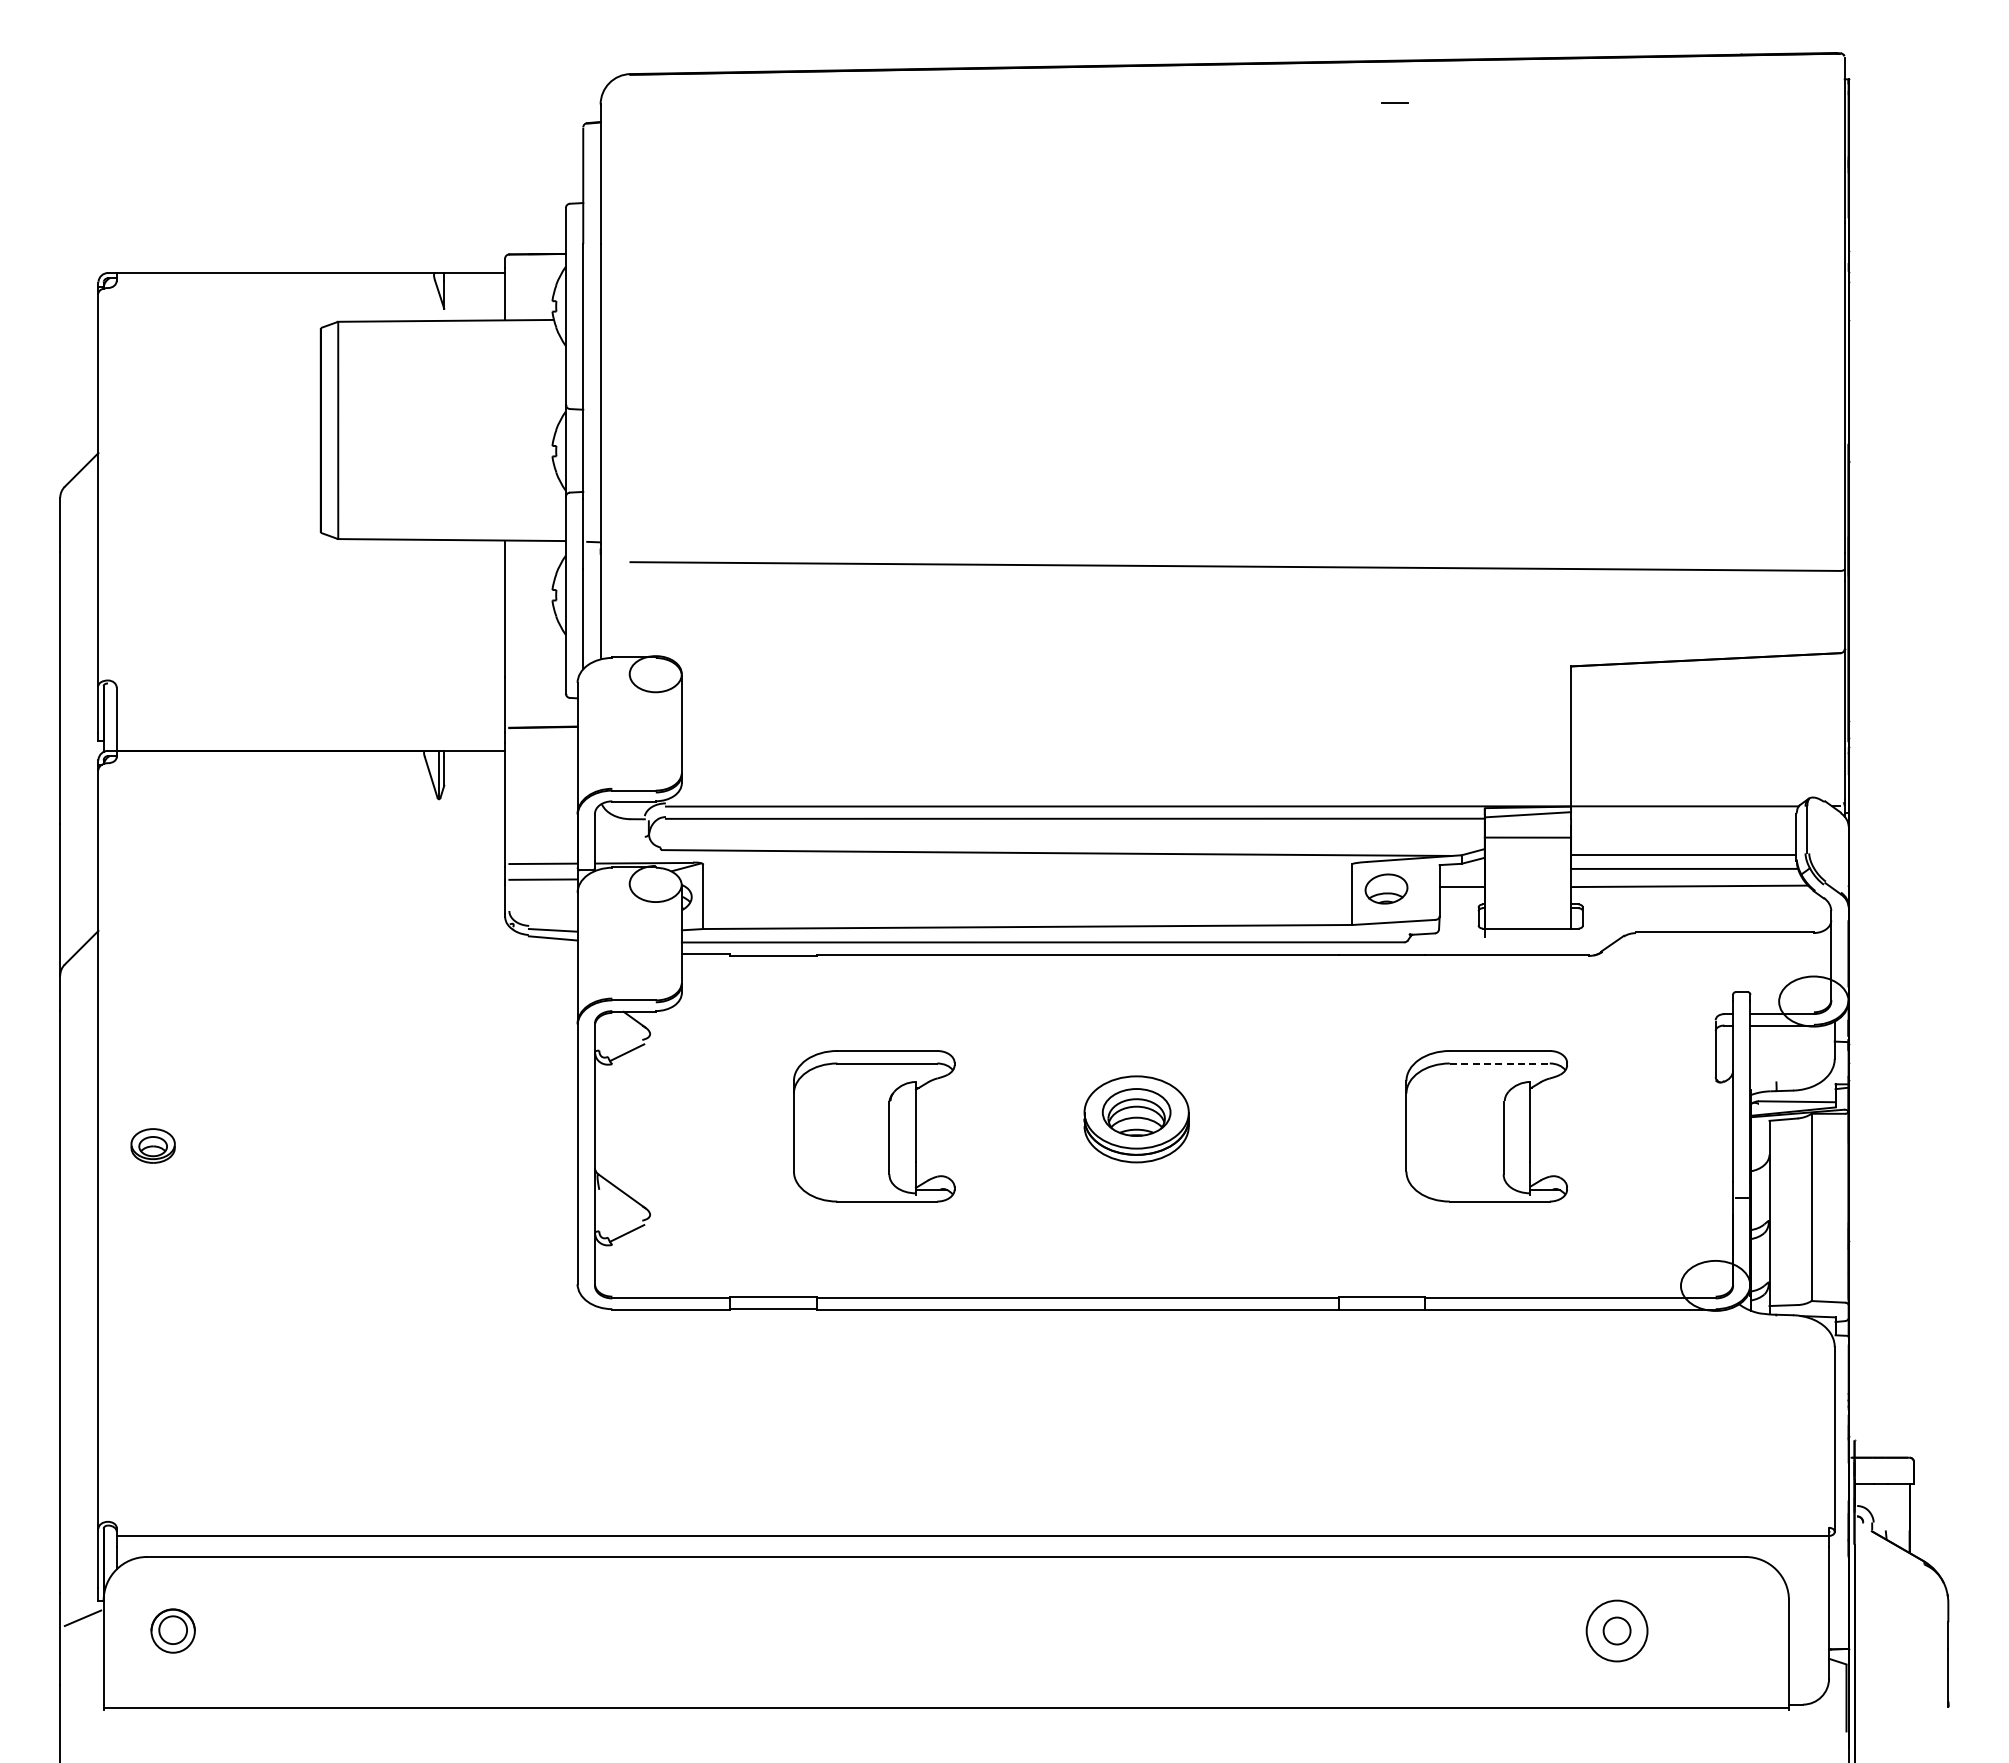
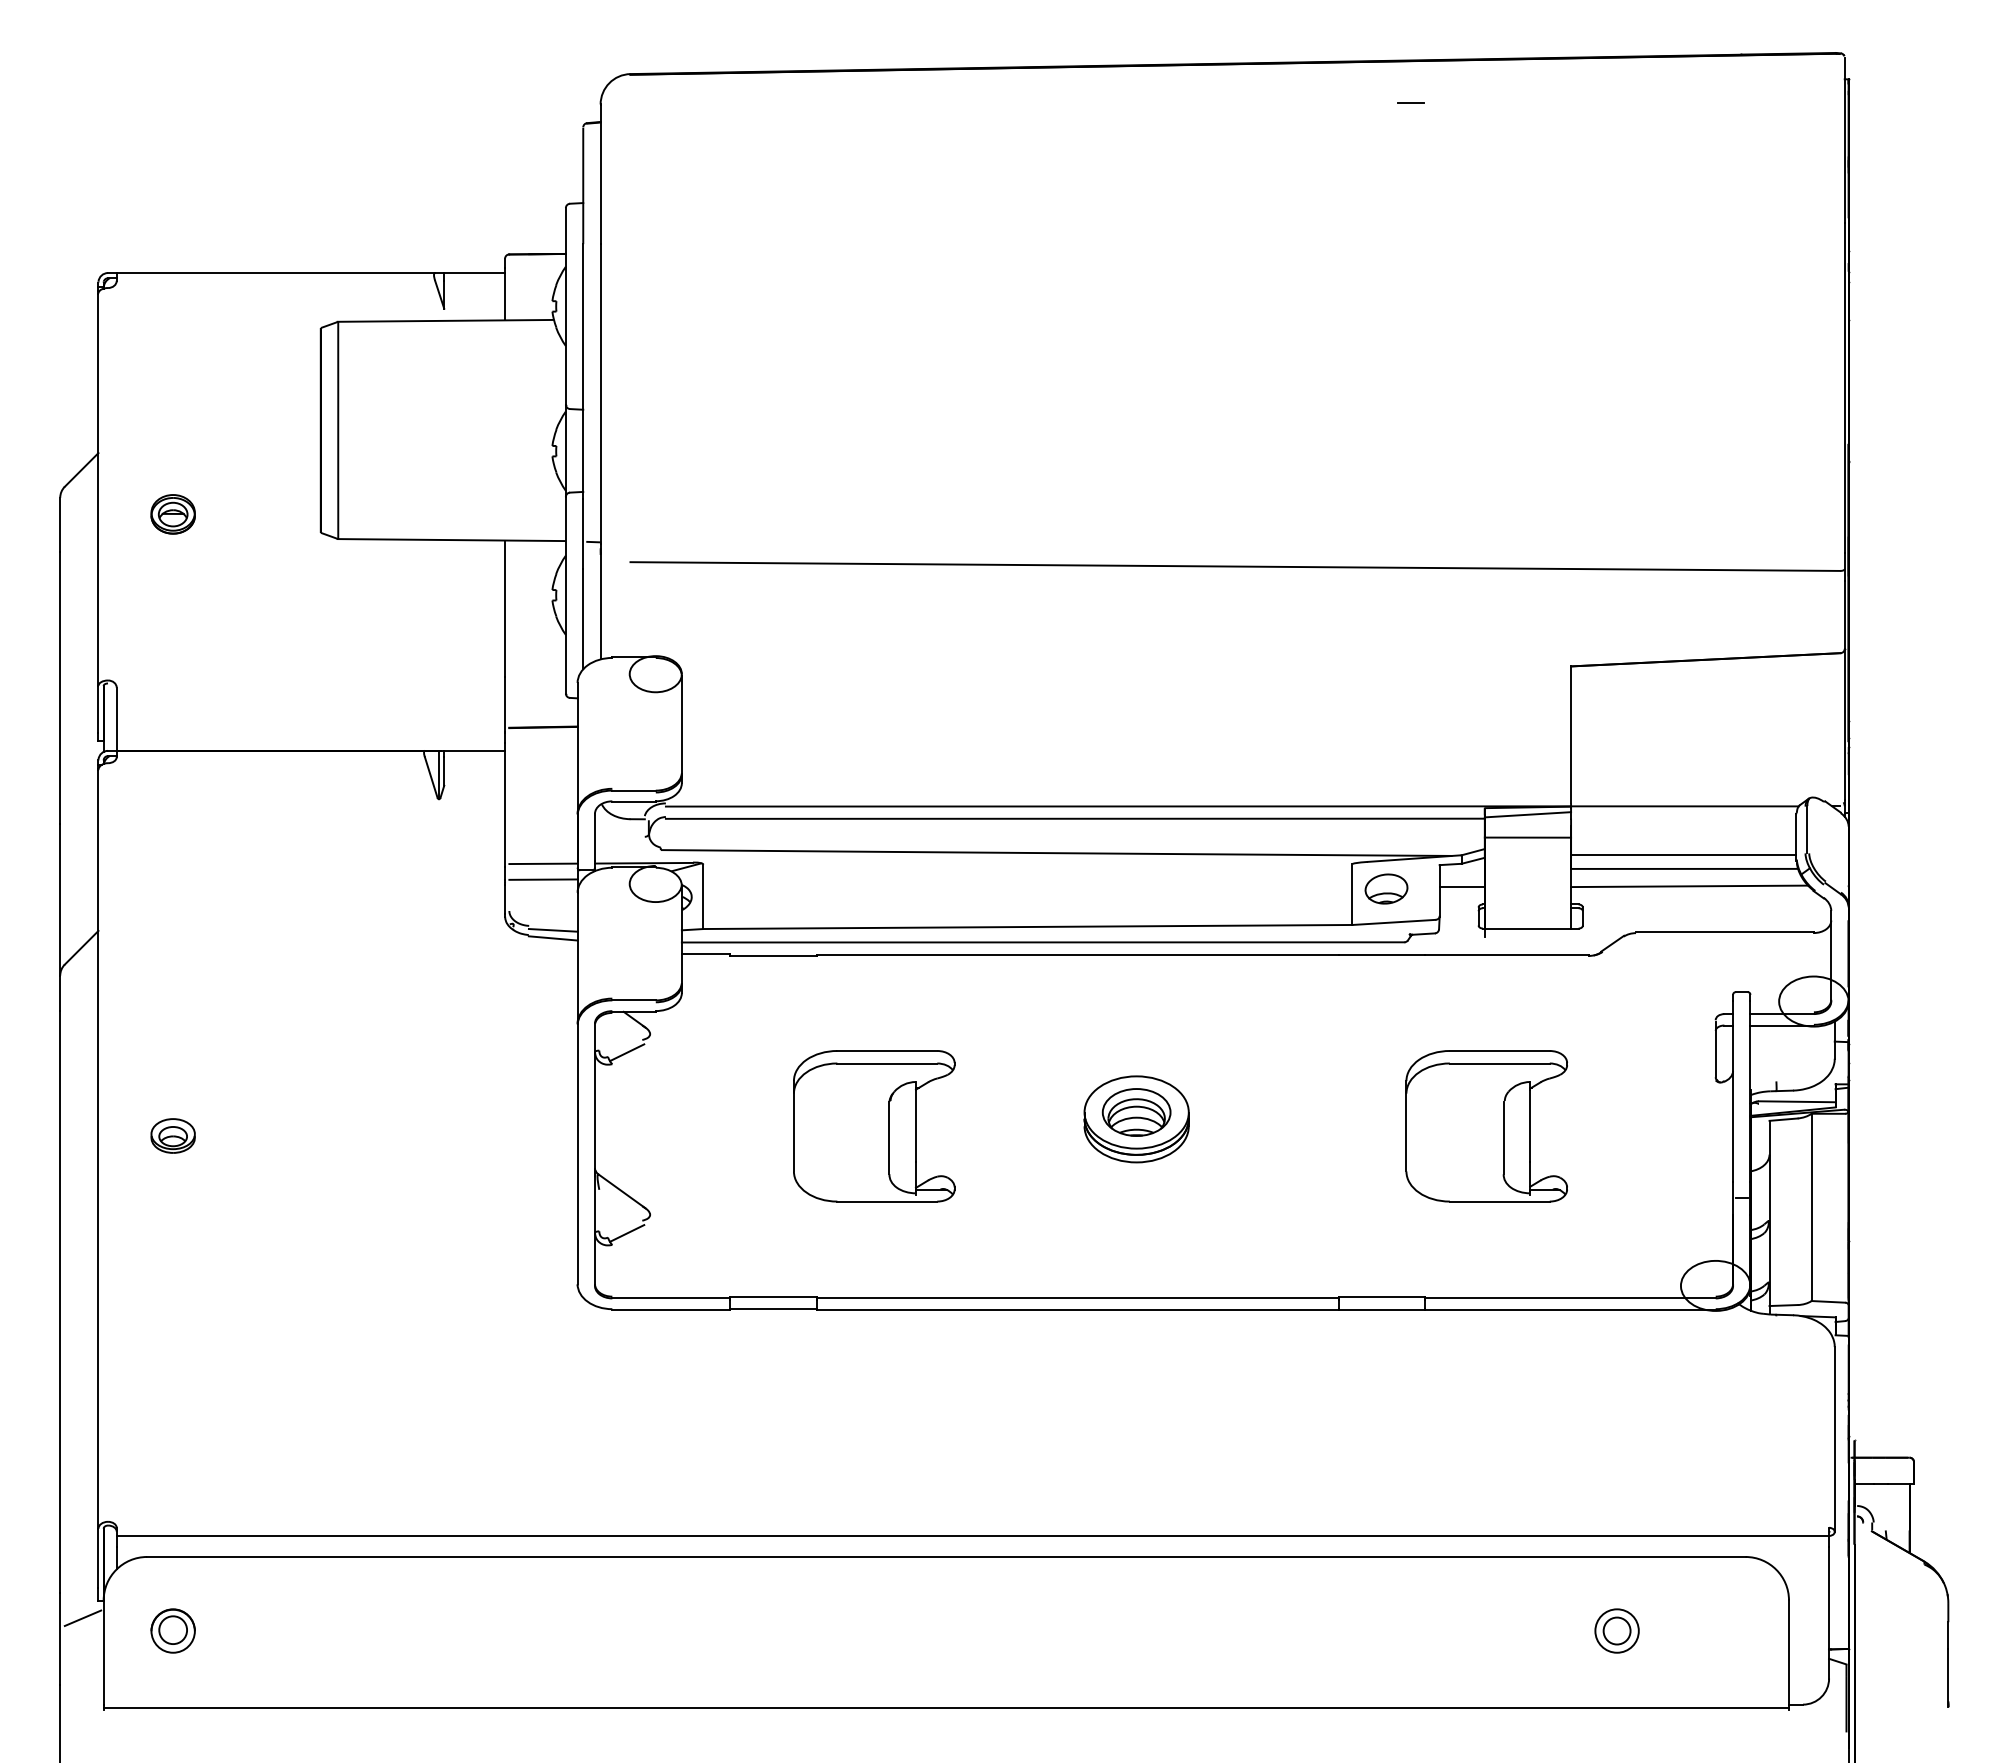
line position: (1394, 102) -> (1410, 102) (1410, 102)
part: none -> present (172, 514)
line: dashed -> solid (1499, 1063)
part position: (152, 1145) -> (172, 1135) (172, 1135)
circle diameter: 61 px -> 43 px (1616, 1630)
